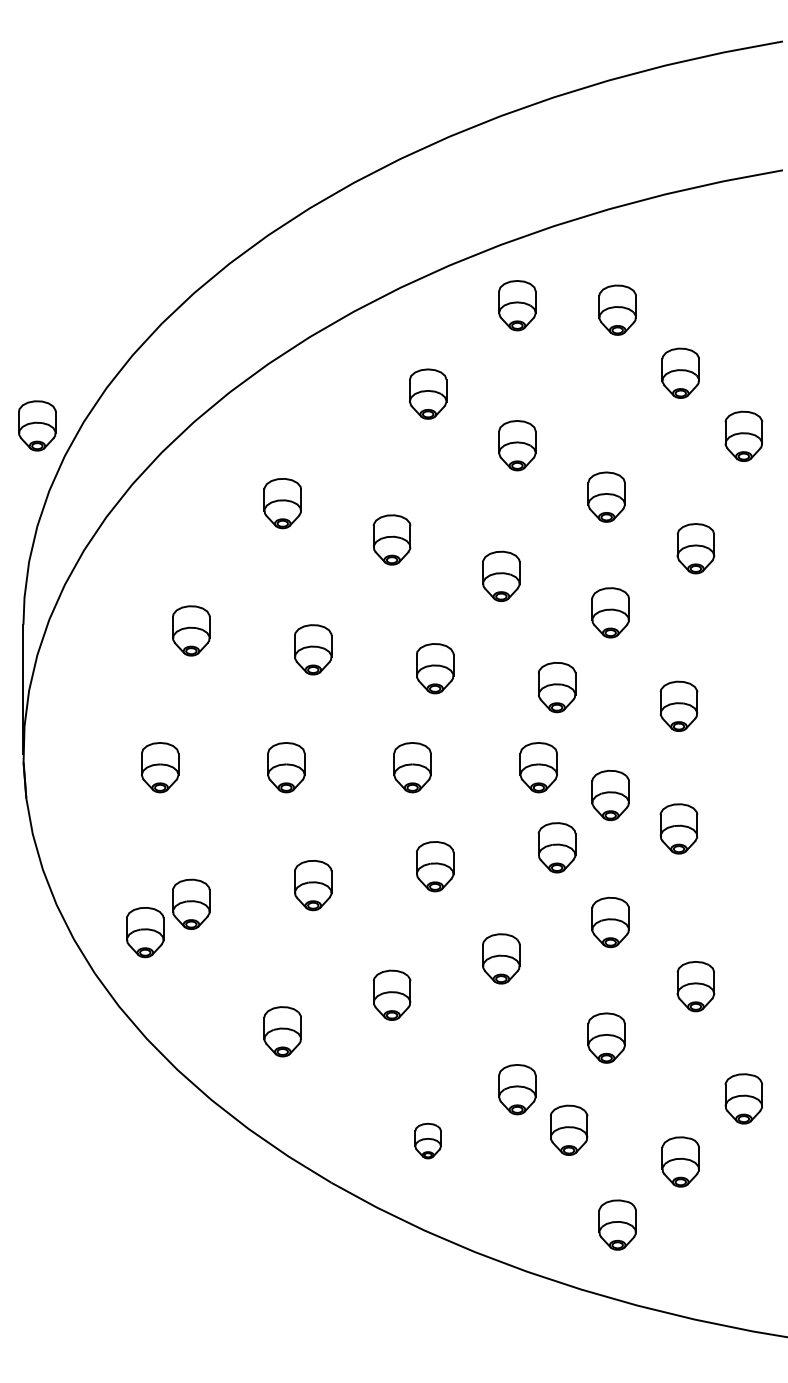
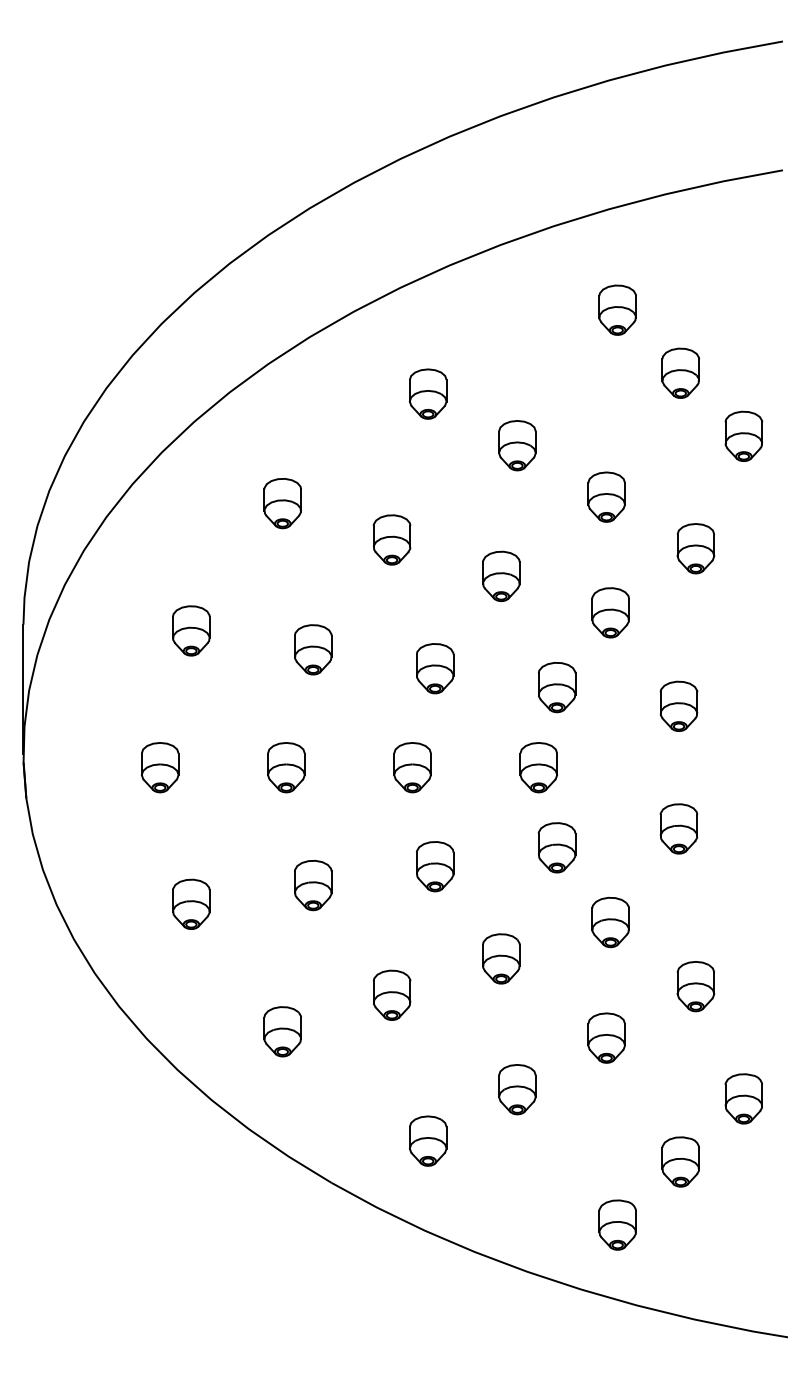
part: present -> none (517, 305)
part: present -> none (37, 425)
part: present -> none (610, 795)
part: present -> none (145, 932)
part: present -> none (568, 1129)
part size: 28x38 px -> 40x52 px (427, 1140)
